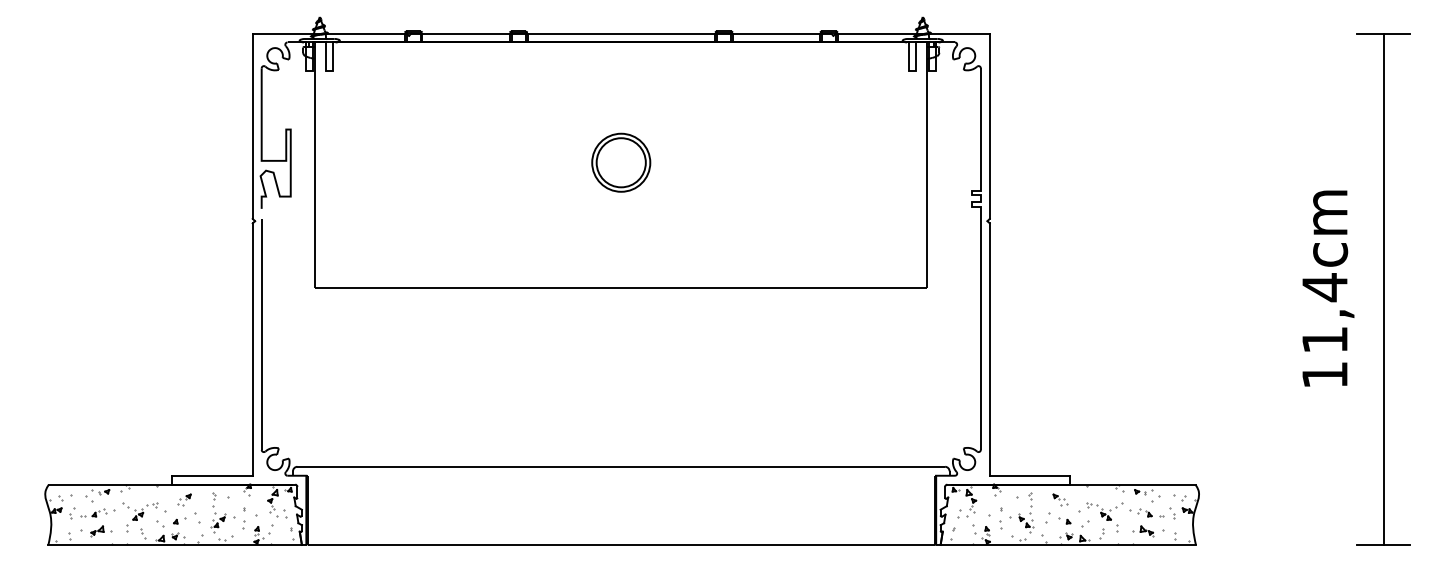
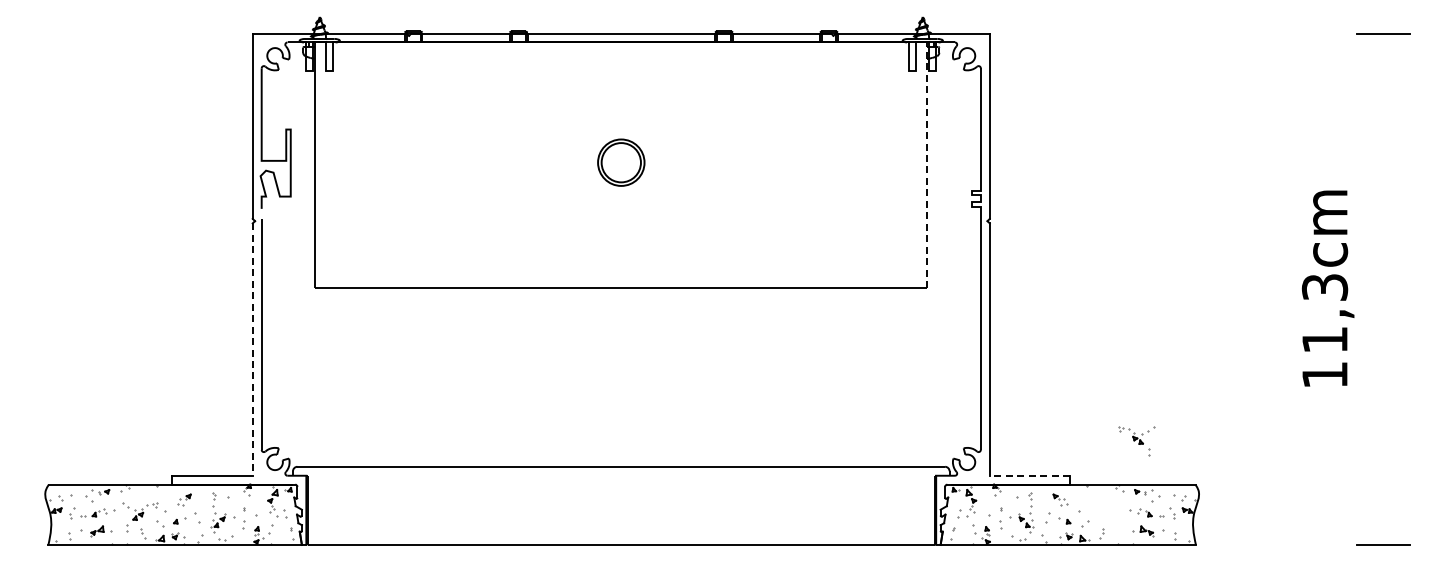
part size: 61x61 px -> 49x49 px (621, 162)
line: solid -> dashed (927, 165)
text: 11,4cm -> 11,3cm (1324, 287)
line: present -> none (1383, 288)
line: solid -> dashed (252, 350)
line: solid -> dashed (1029, 475)
part position: (1104, 517) -> (1136, 441) (1136, 441)
